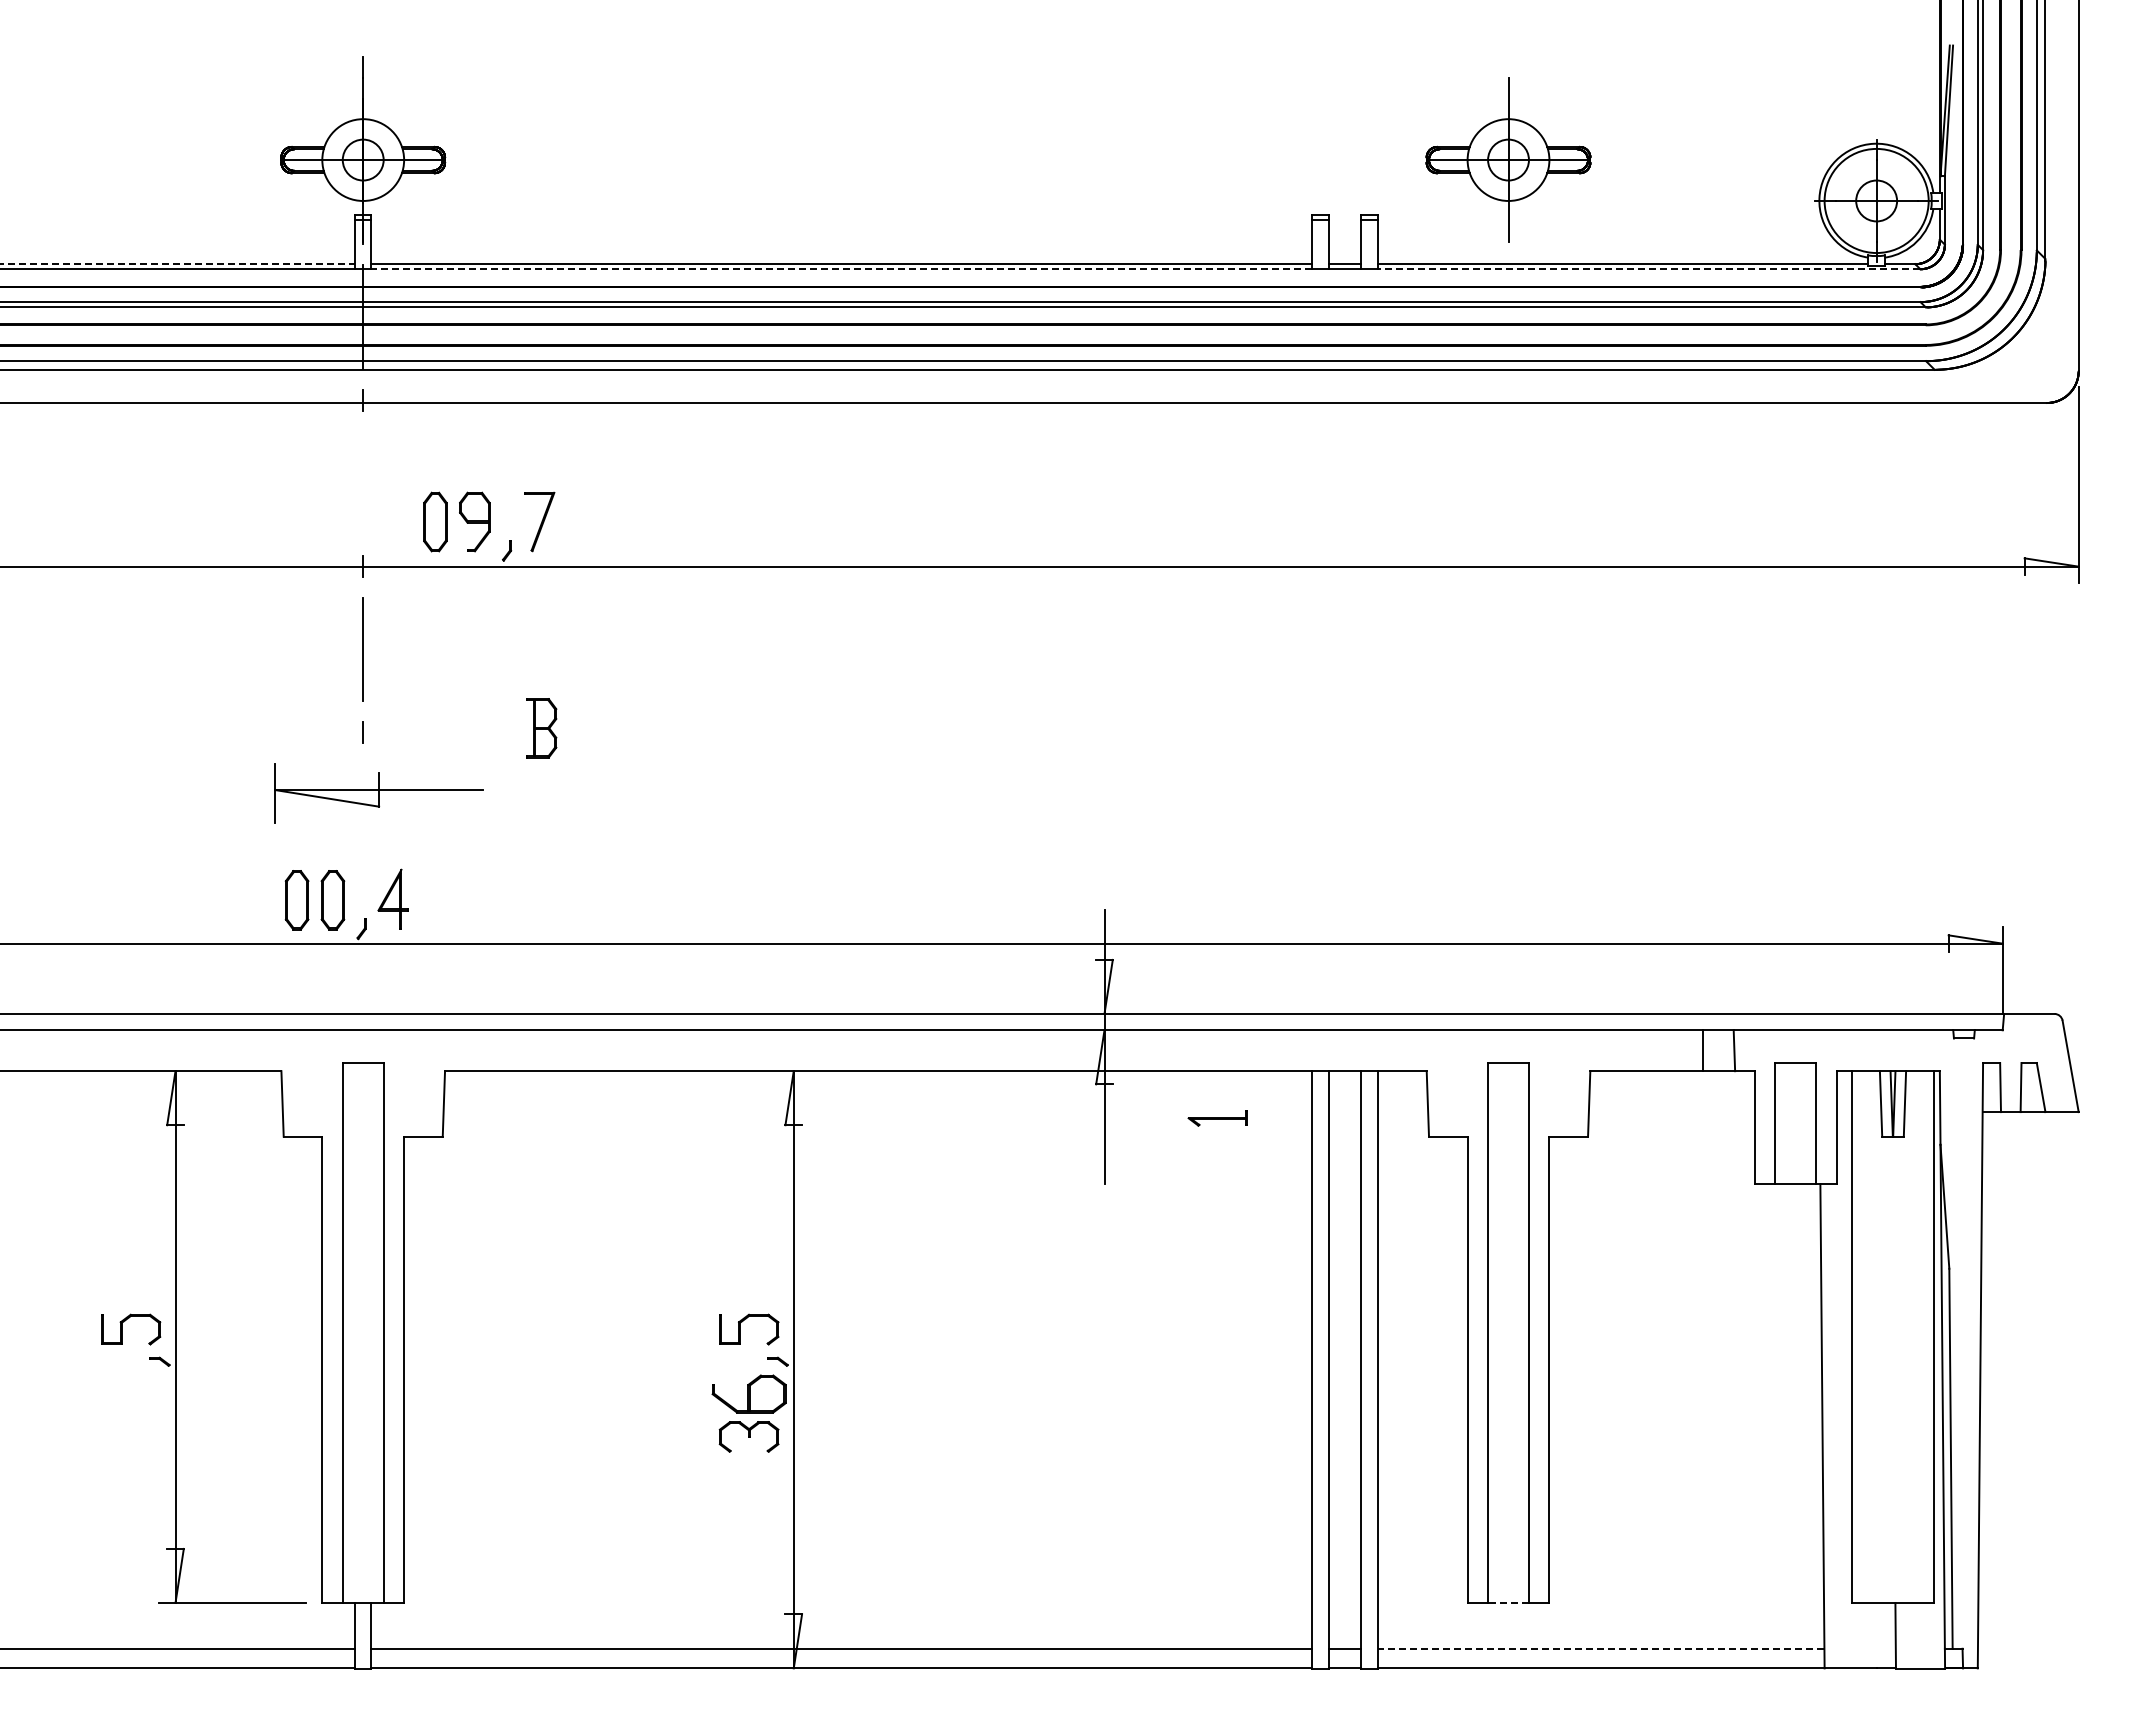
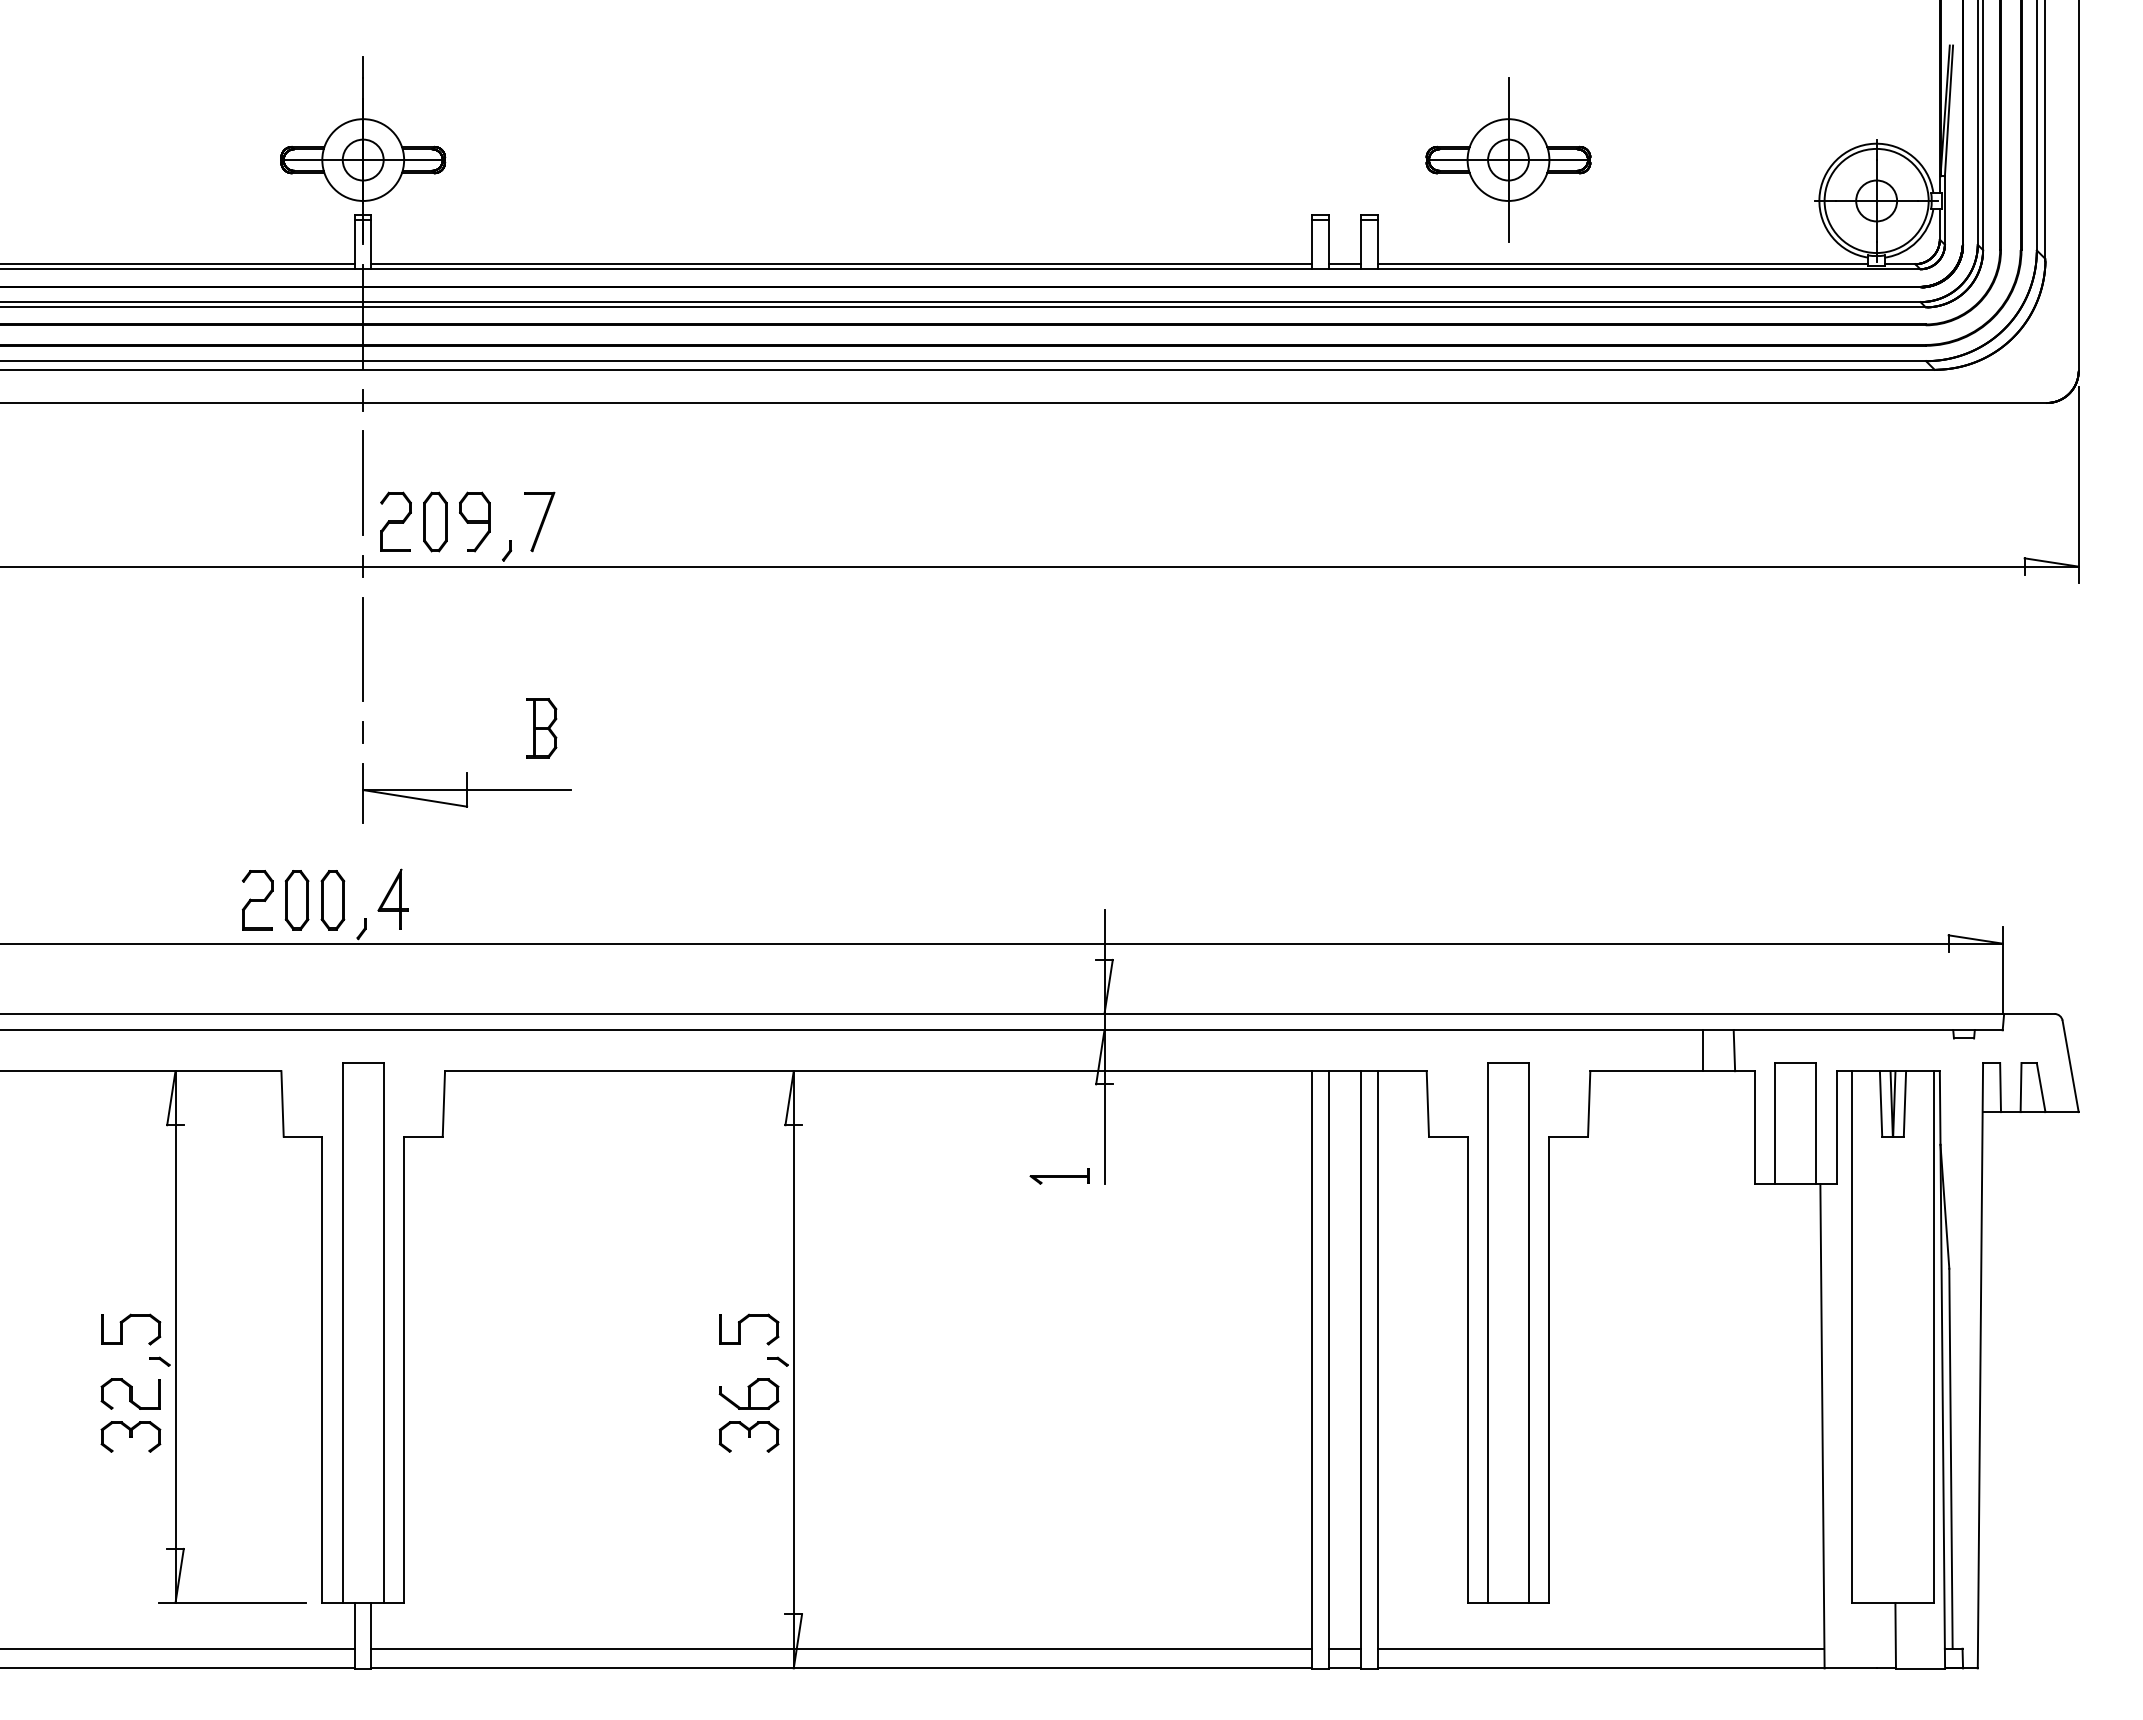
line: dashed -> solid (178, 264)
line: dashed -> solid (841, 269)
line: dashed -> solid (1648, 269)
line: none -> present (363, 483)
part: none -> present (395, 521)
part position: (378, 793) -> (466, 793) (466, 793)
part: none -> present (257, 900)
part position: (1217, 1118) -> (1059, 1176) (1059, 1176)
part: none -> present (130, 1393)
part size: 76x40 px -> 62x32 px (748, 1393)
part: none -> present (130, 1436)
line: dashed -> solid (1508, 1602)
line: dashed -> solid (1600, 1648)
